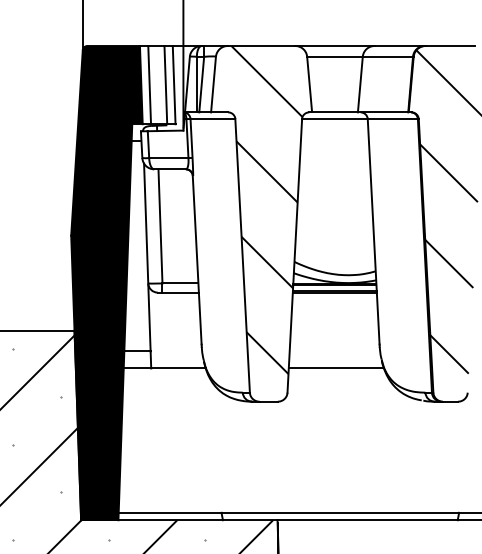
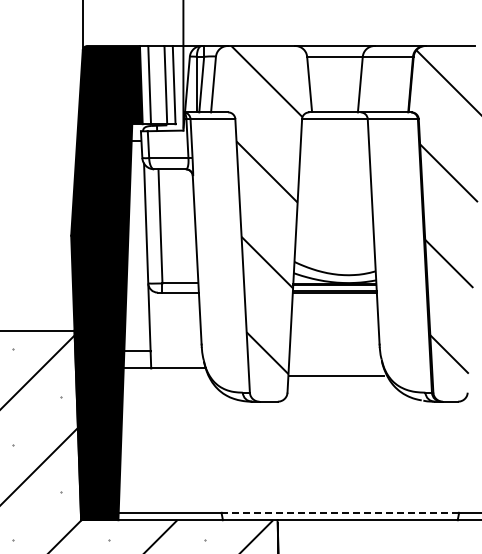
line position: (336, 368) -> (336, 376) (336, 376)
line: solid -> dashed (340, 512)
